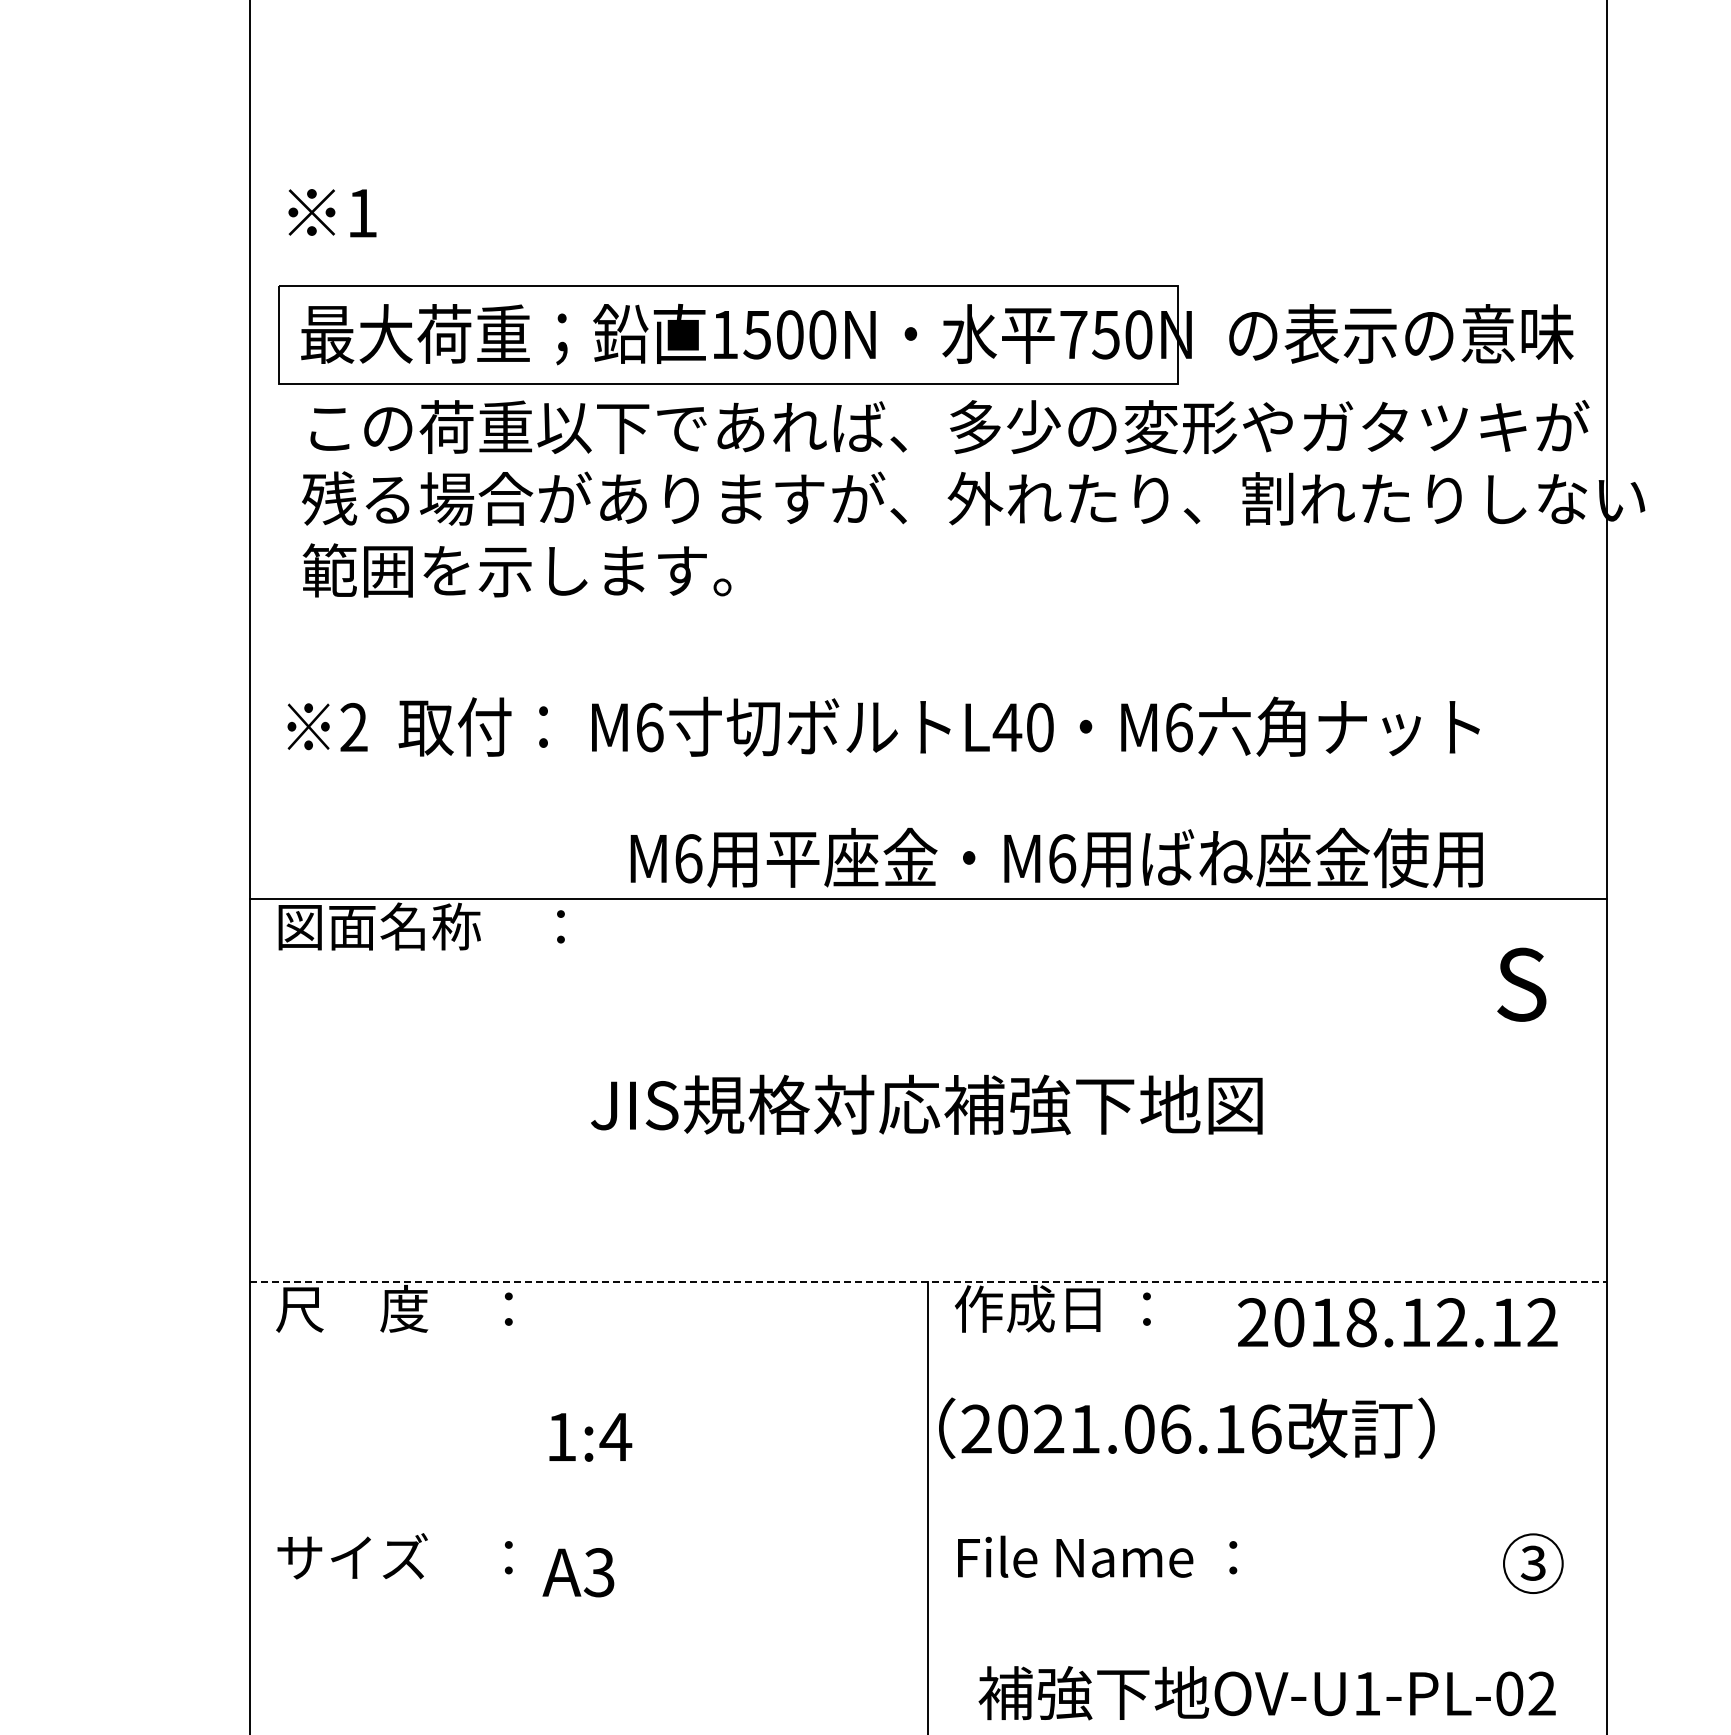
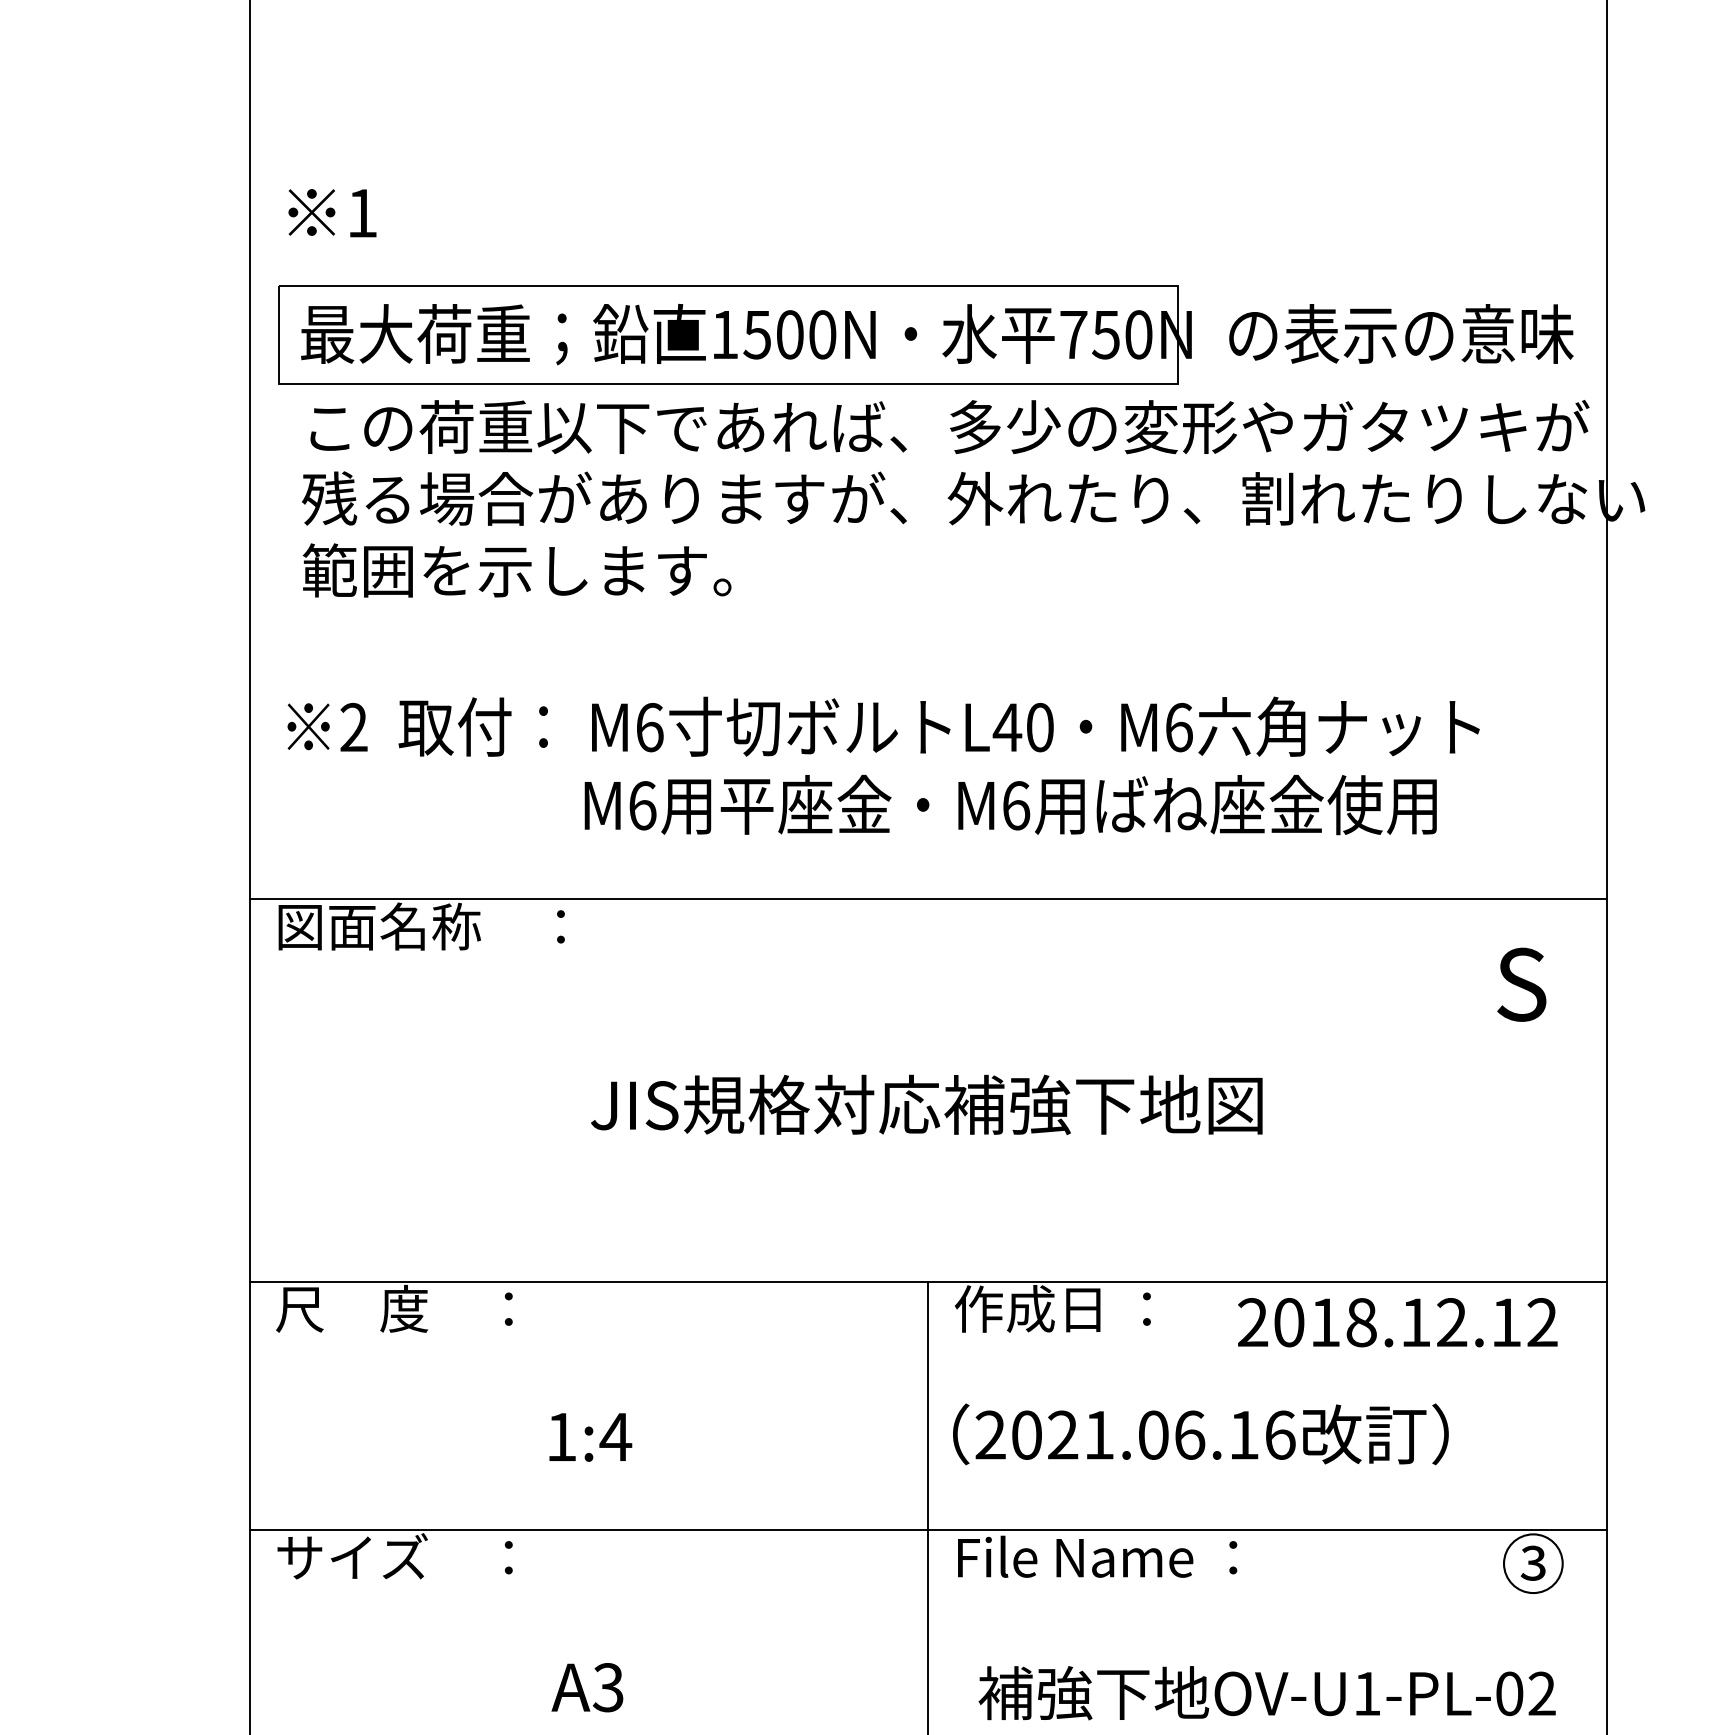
text position: (1056, 857) -> (1010, 804) (1010, 804)
line: dashed -> solid (928, 1281)
text position: (1186, 1428) -> (1200, 1434) (1200, 1434)
line: none -> present (927, 1530)
text position: (578, 1572) -> (587, 1687) (587, 1687)
